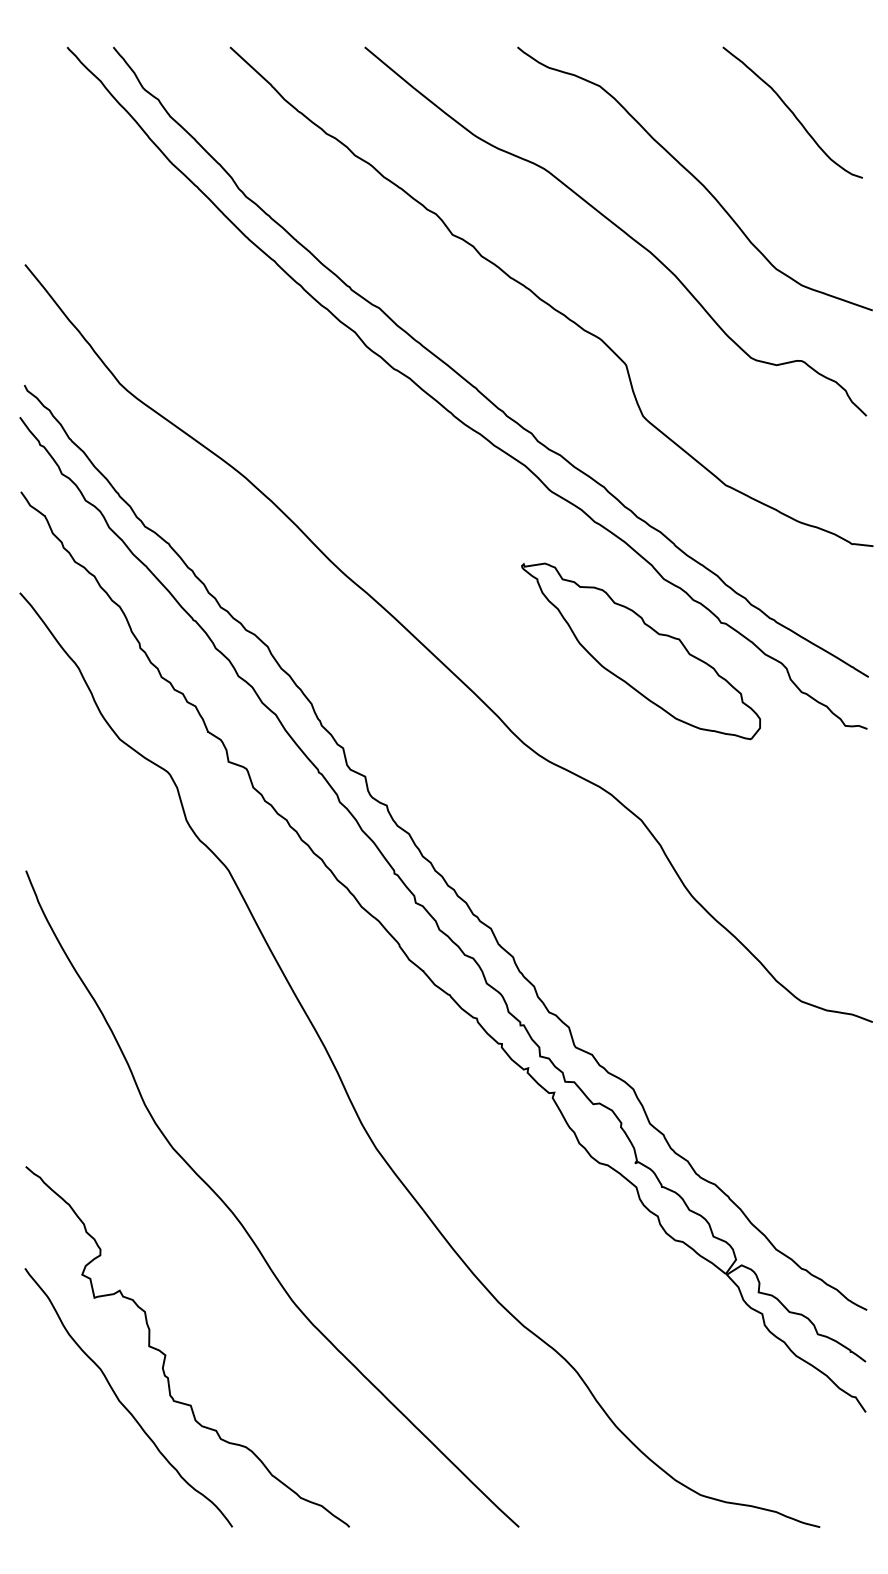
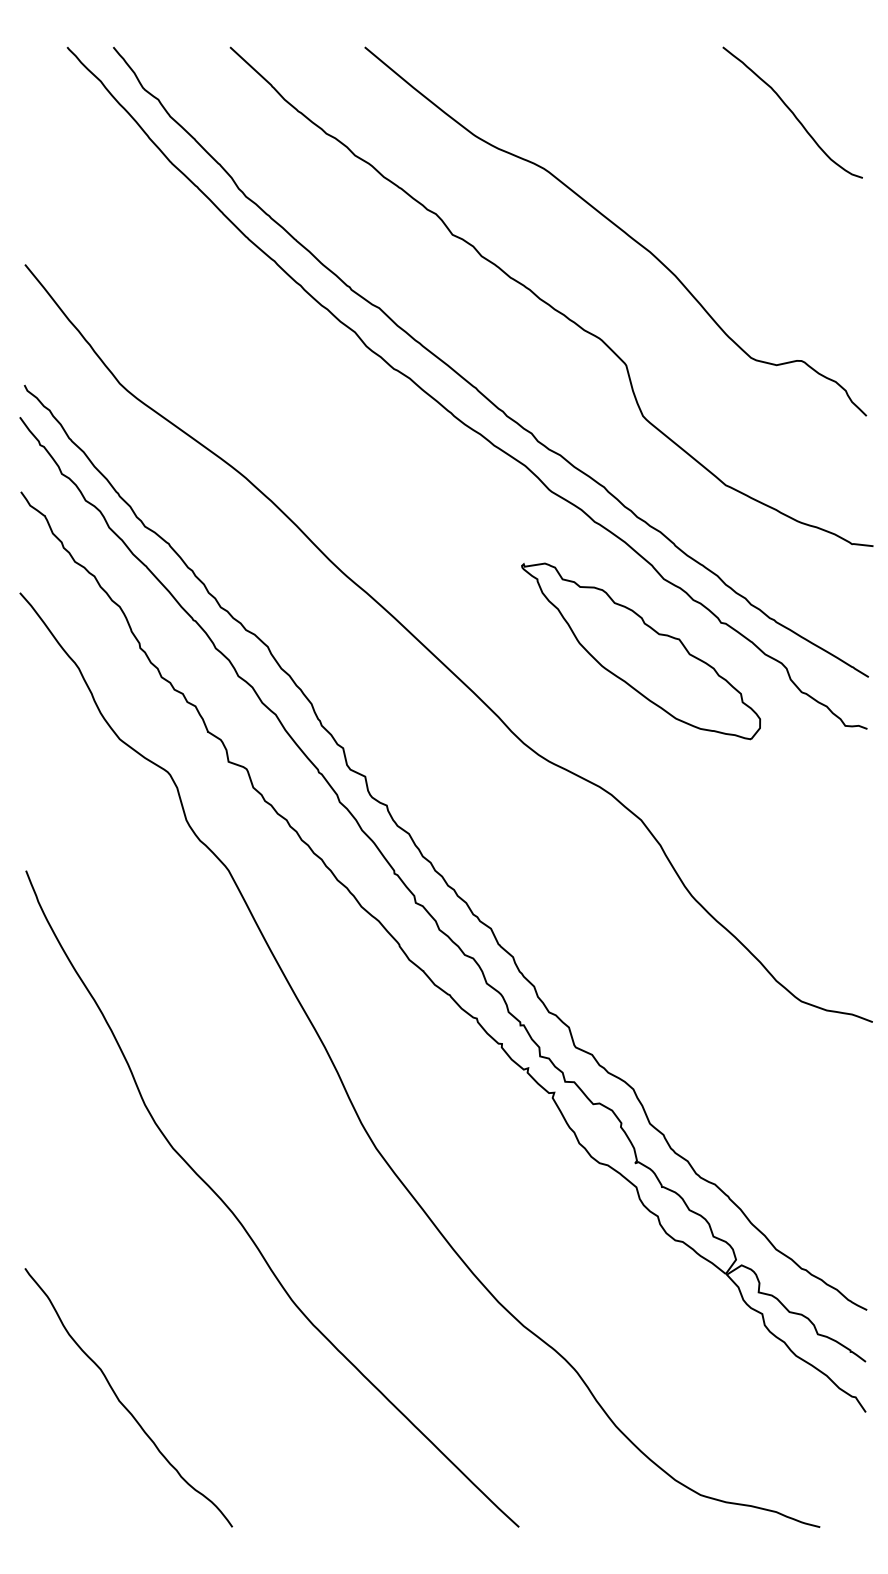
curve: present -> none (694, 178)
curve: present -> none (166, 1354)
